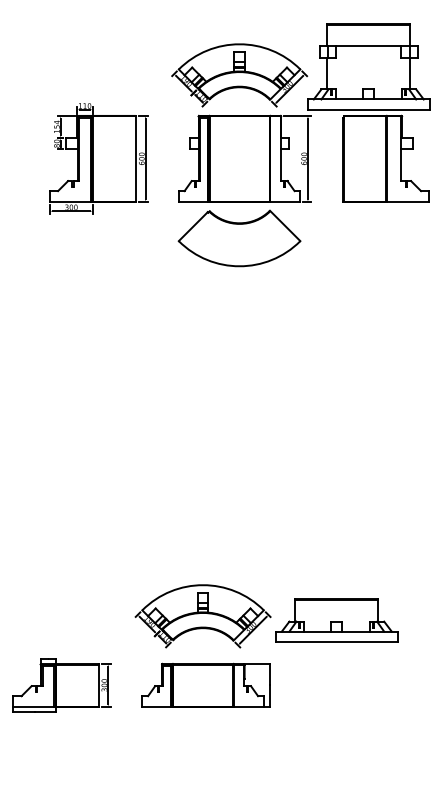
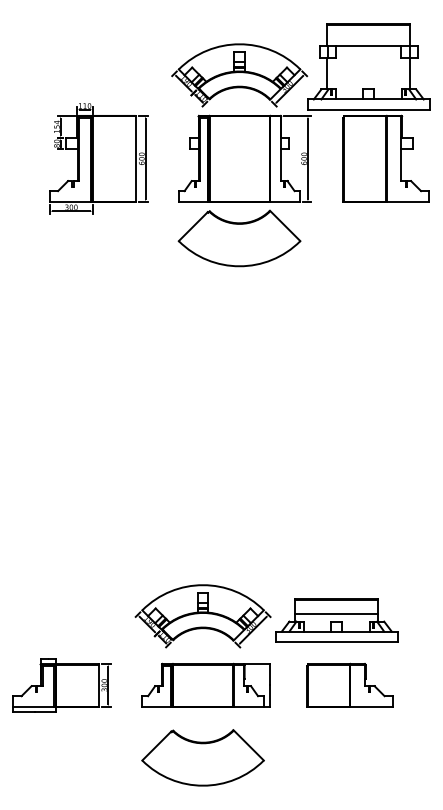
line: none -> present (336, 614)
part: none -> present (349, 684)
part: none -> present (202, 757)
